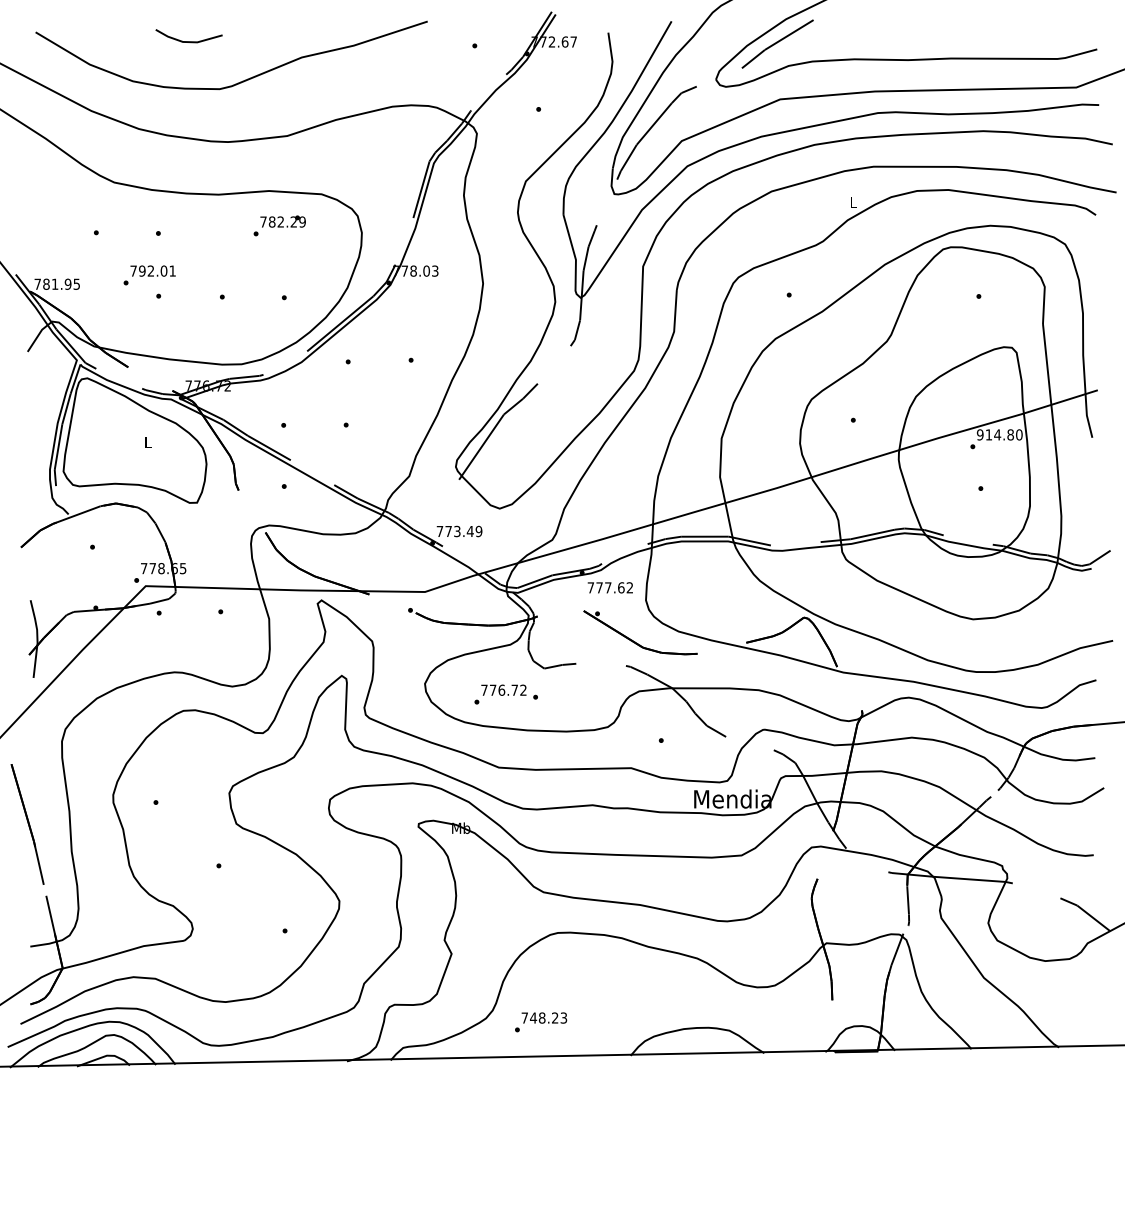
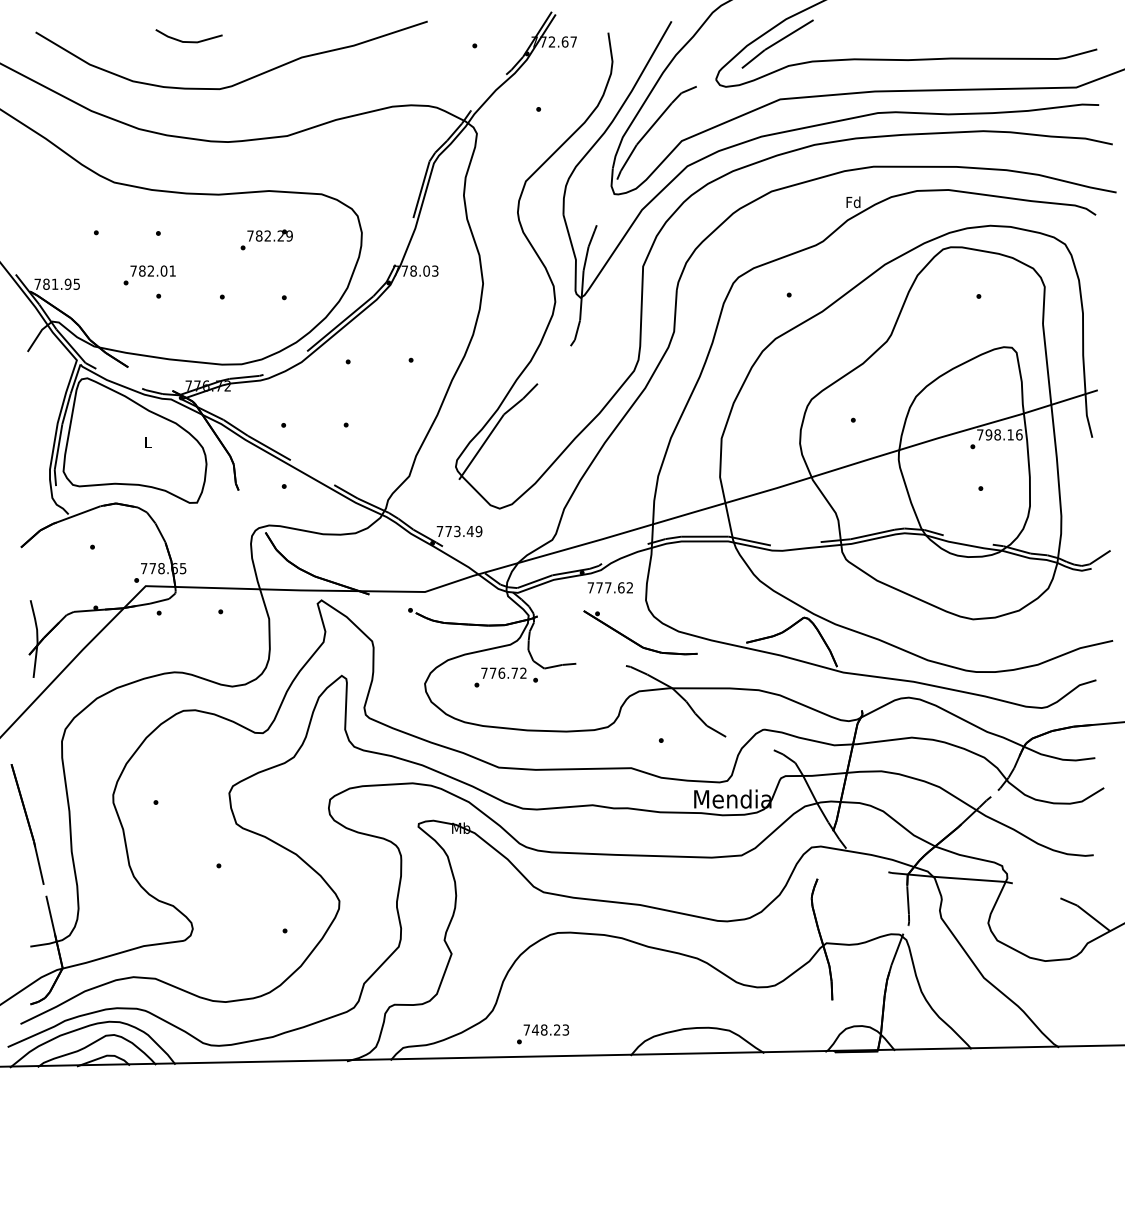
text: L -> Fd (853, 202)
text position: (279, 225) -> (266, 239) (266, 239)
text: 792.01 -> 782.01 (142, 270)
text: 914.80 -> 798.16 (999, 434)
text position: (505, 694) -> (505, 677) (505, 677)
text position: (541, 1022) -> (543, 1034) (543, 1034)
